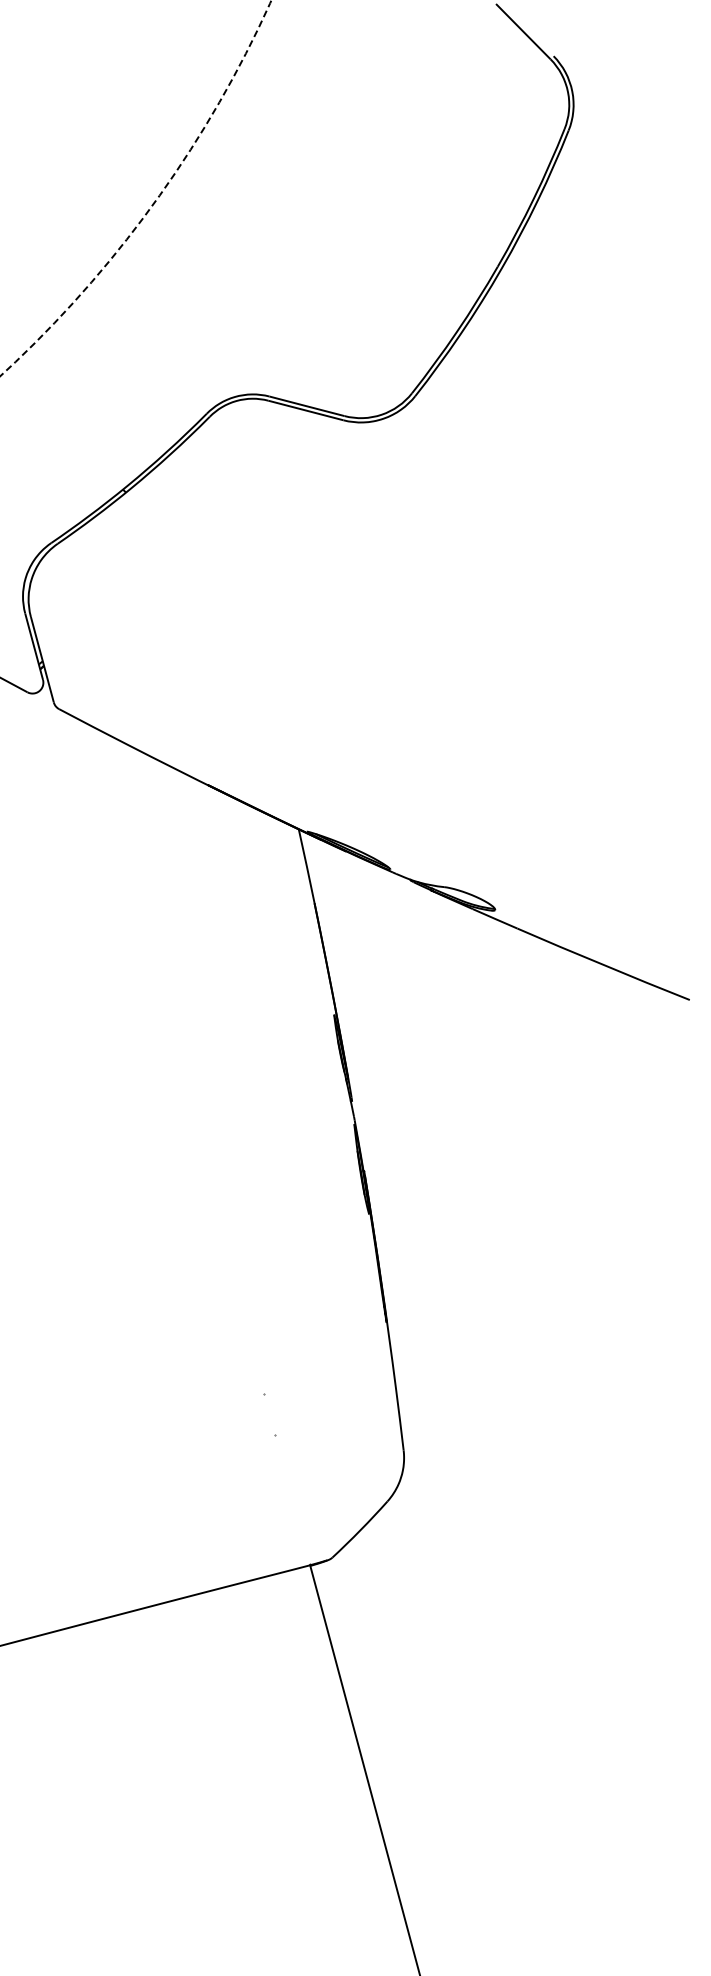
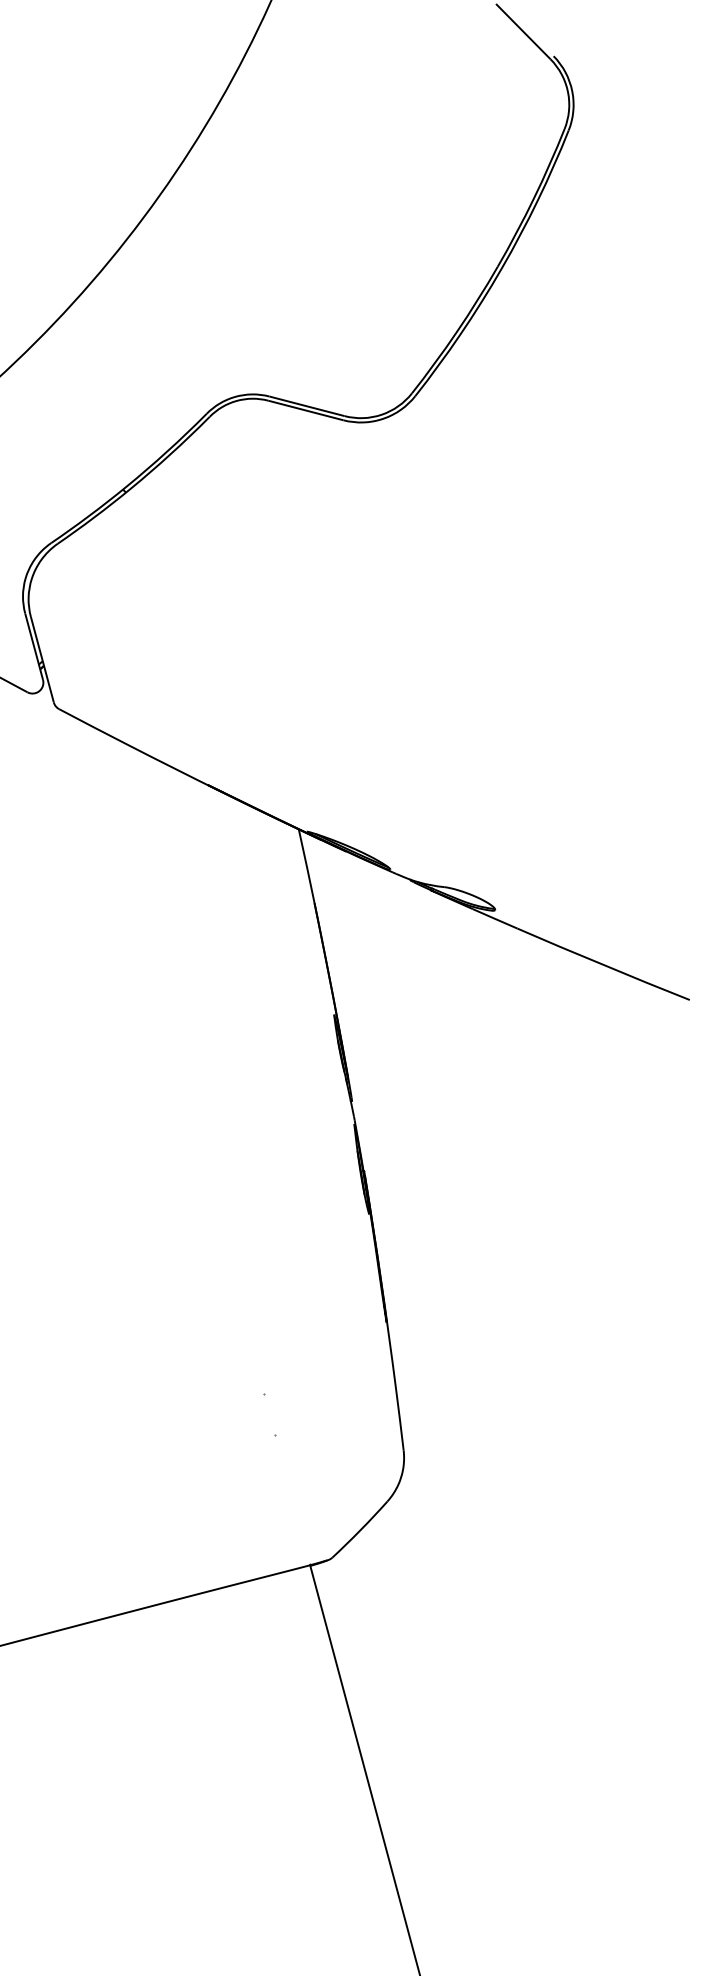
circle: dashed -> solid (135, 188)
